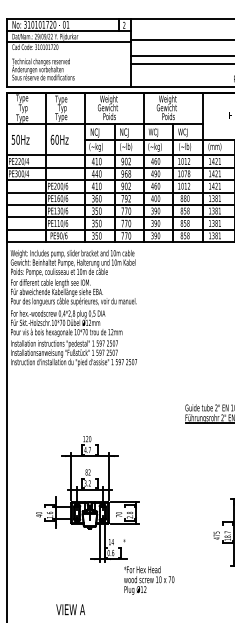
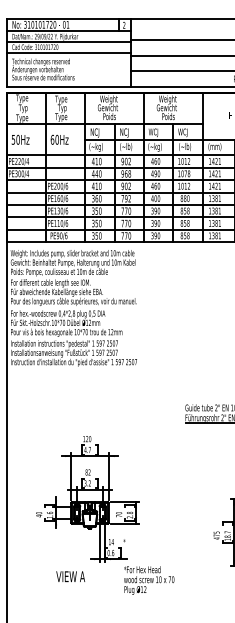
line: none -> present (69, 53)
line position: (181, 64) -> (181, 71) (181, 71)
text position: (70, 609) -> (70, 576) (70, 576)
